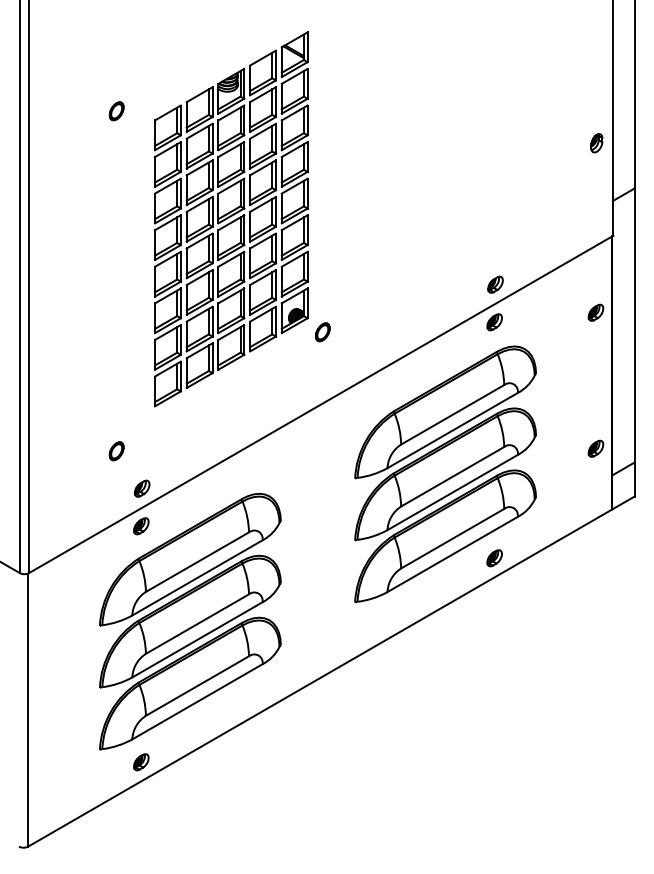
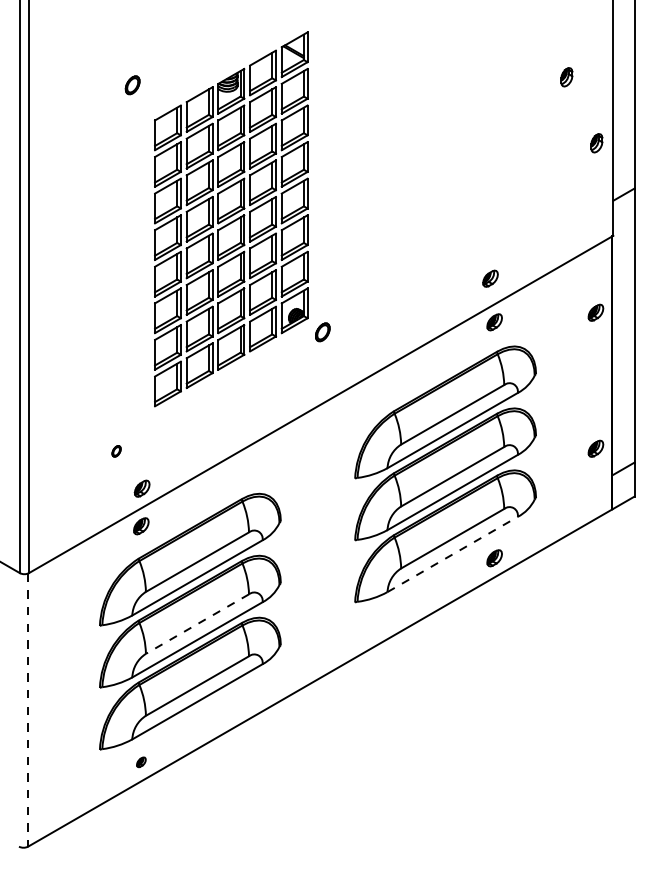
part: none -> present (566, 77)
part position: (116, 111) -> (132, 85) (132, 85)
part position: (495, 284) -> (490, 278) (490, 278)
part size: 17x21 px -> 11x13 px (116, 451)
line: solid -> dashed (453, 554)
line: solid -> dashed (197, 624)
line: solid -> dashed (28, 710)
part size: 17x19 px -> 11x13 px (141, 762)
